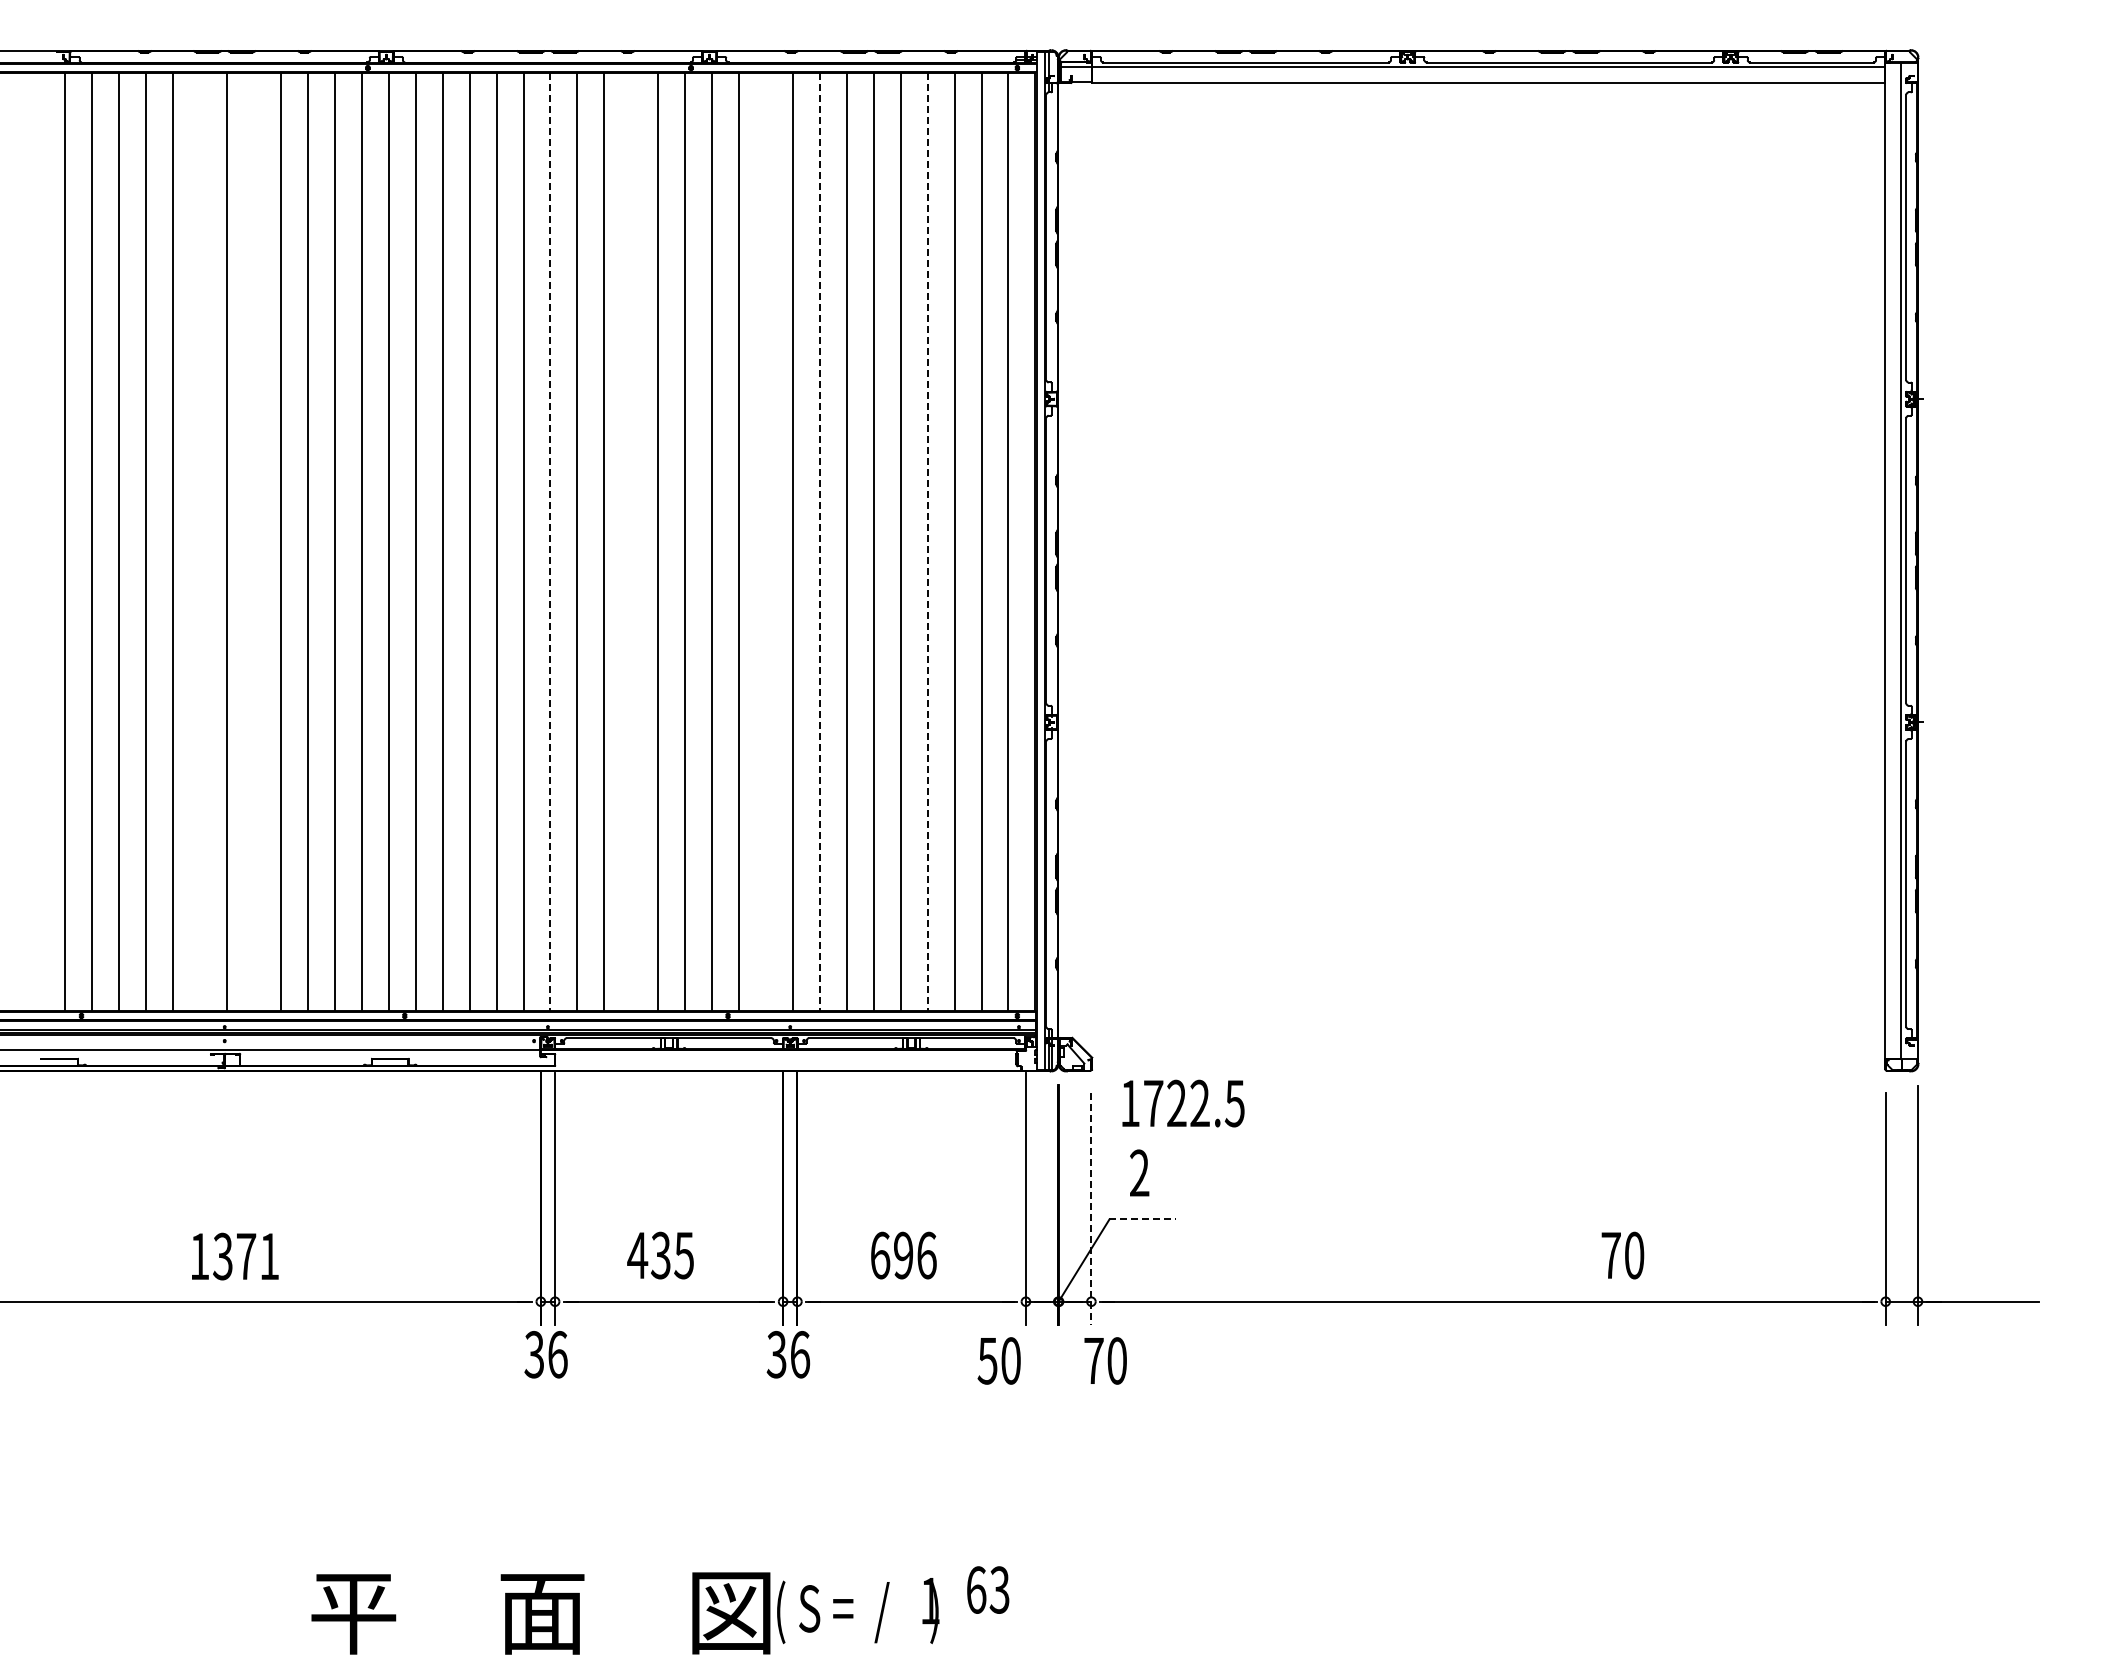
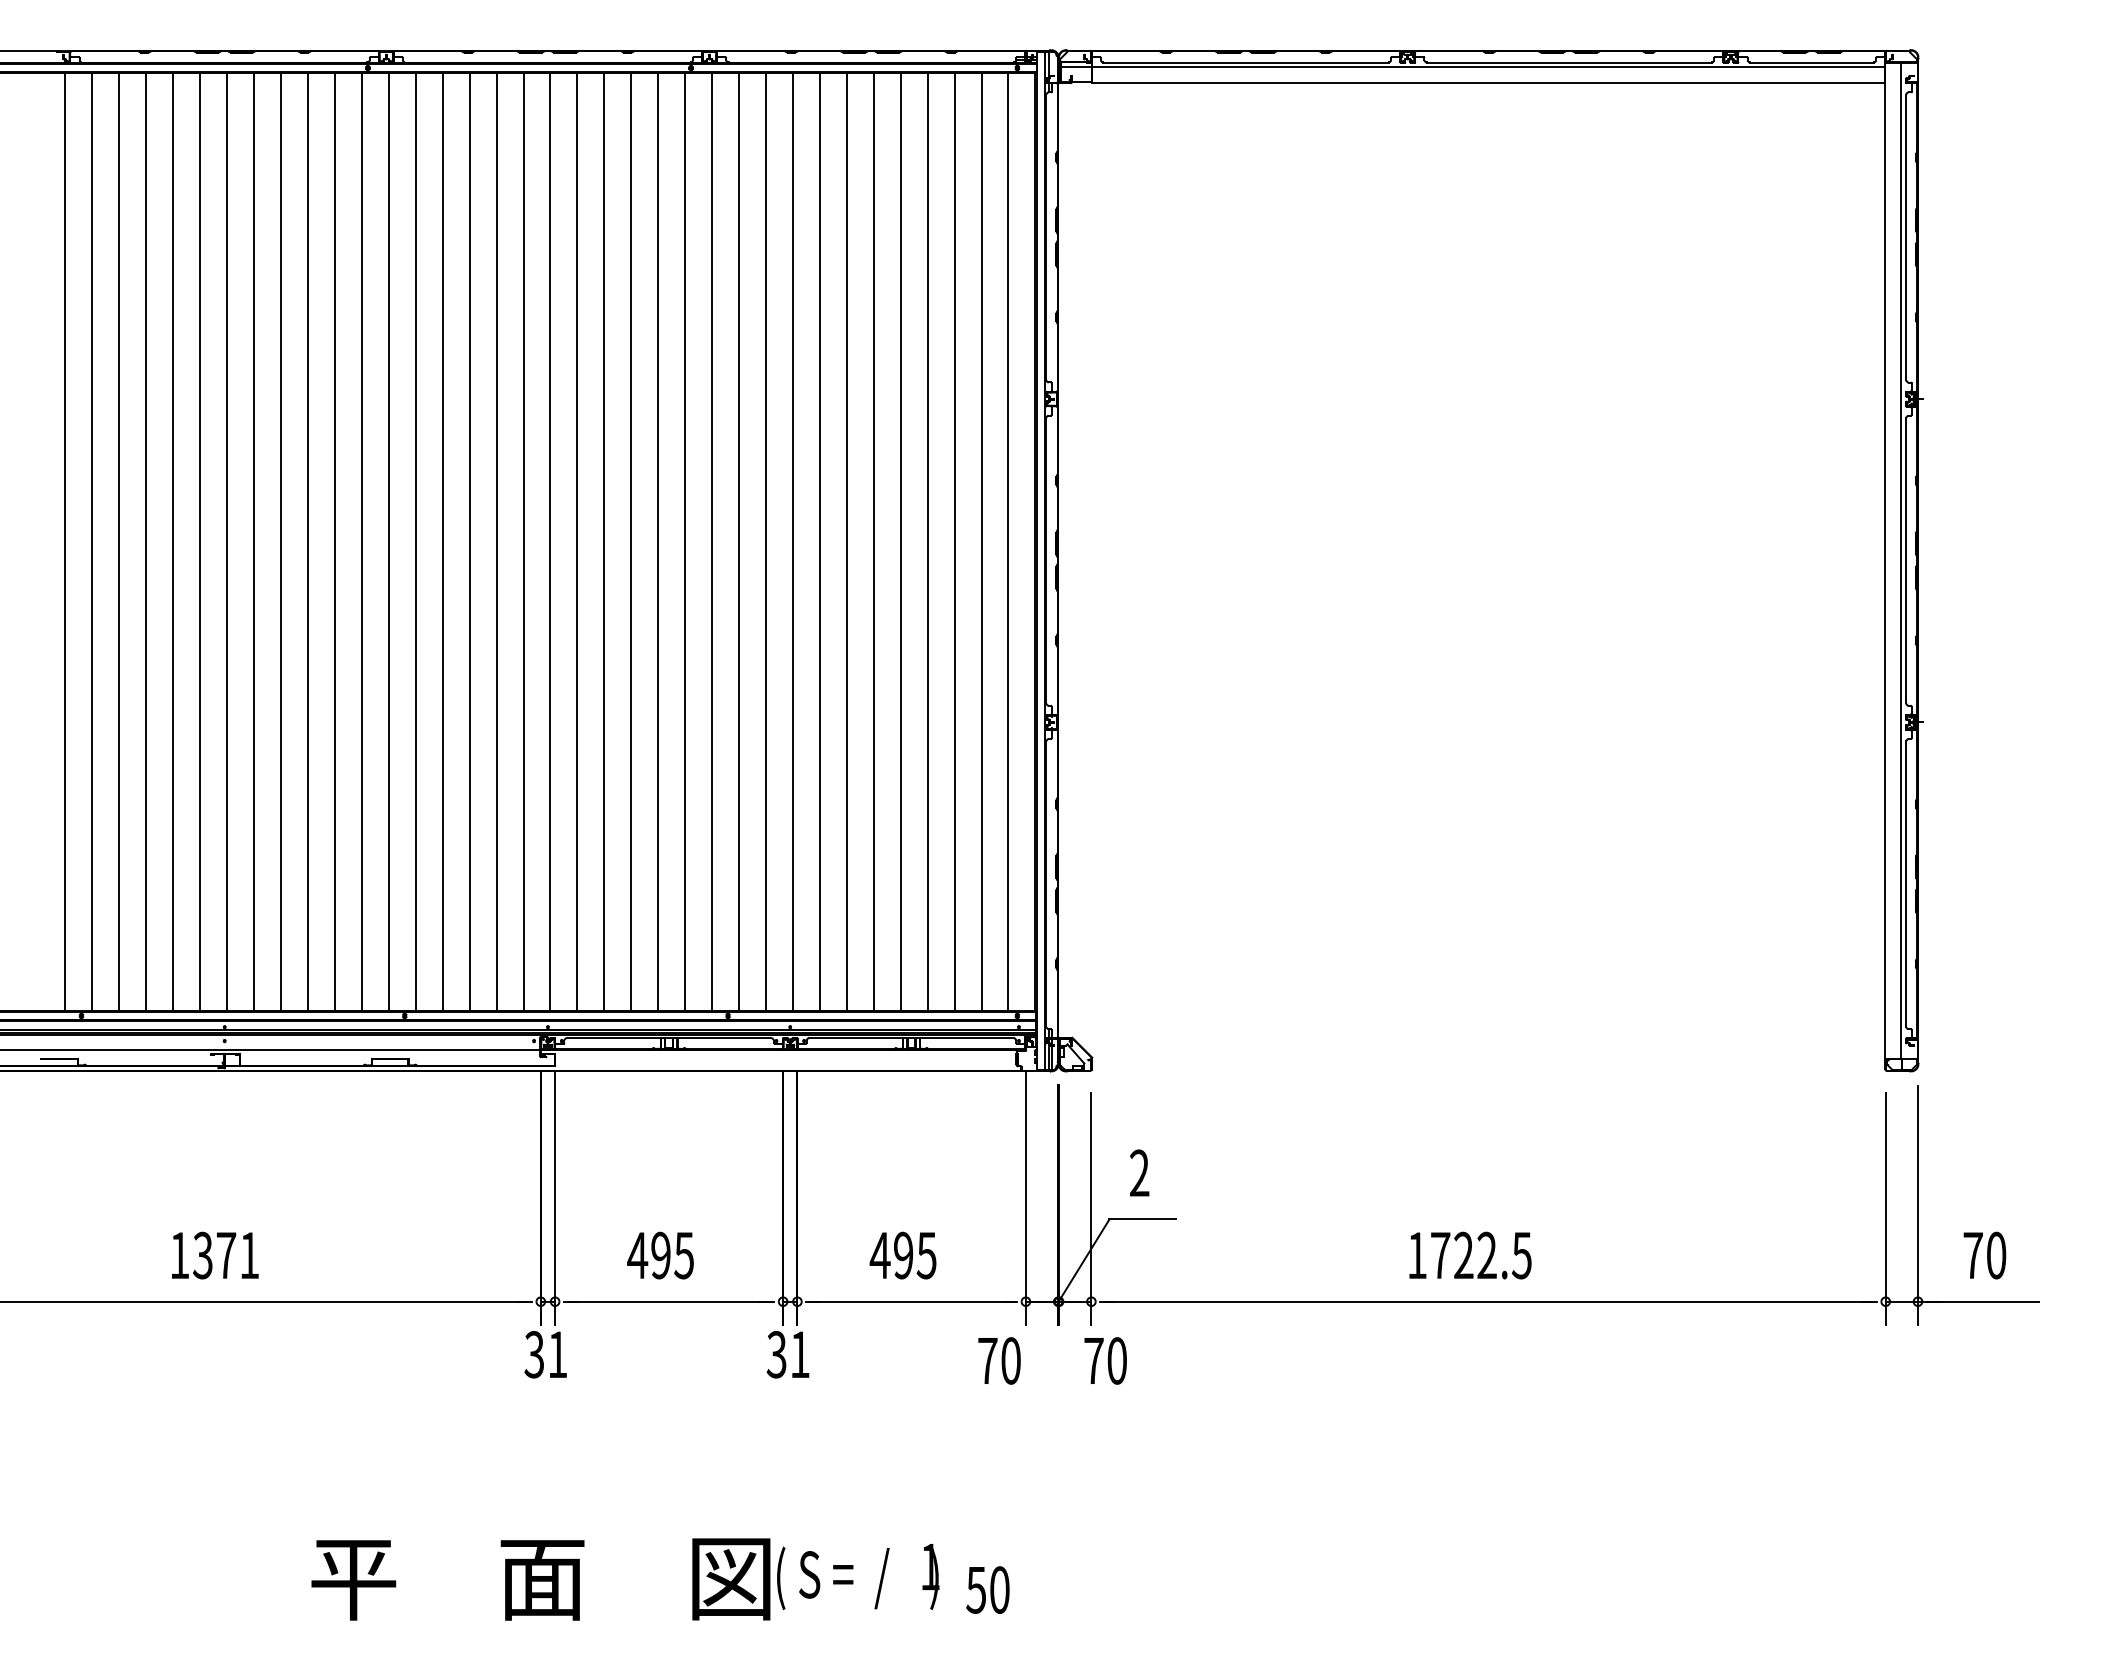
line: none -> present (200, 541)
line: none -> present (254, 541)
line: none -> present (631, 541)
line: none -> present (765, 541)
line: dashed -> solid (550, 542)
line: dashed -> solid (819, 542)
line: dashed -> solid (927, 542)
text position: (1183, 1103) -> (1470, 1255) (1470, 1255)
line: dashed -> solid (1091, 1209)
line: dashed -> solid (1143, 1219)
text: 435 -> 495 (660, 1255)
text: 696 -> 495 (902, 1255)
text position: (1622, 1255) -> (1984, 1255) (1984, 1255)
text position: (235, 1256) -> (215, 1255) (215, 1255)
text: 36 -> 31 (557, 1354)
text: 36 -> 31 (800, 1354)
text: 50 -> 70 (987, 1361)
text: 63 -> 50 (987, 1589)
text position: (625, 1613) -> (625, 1579) (625, 1579)
